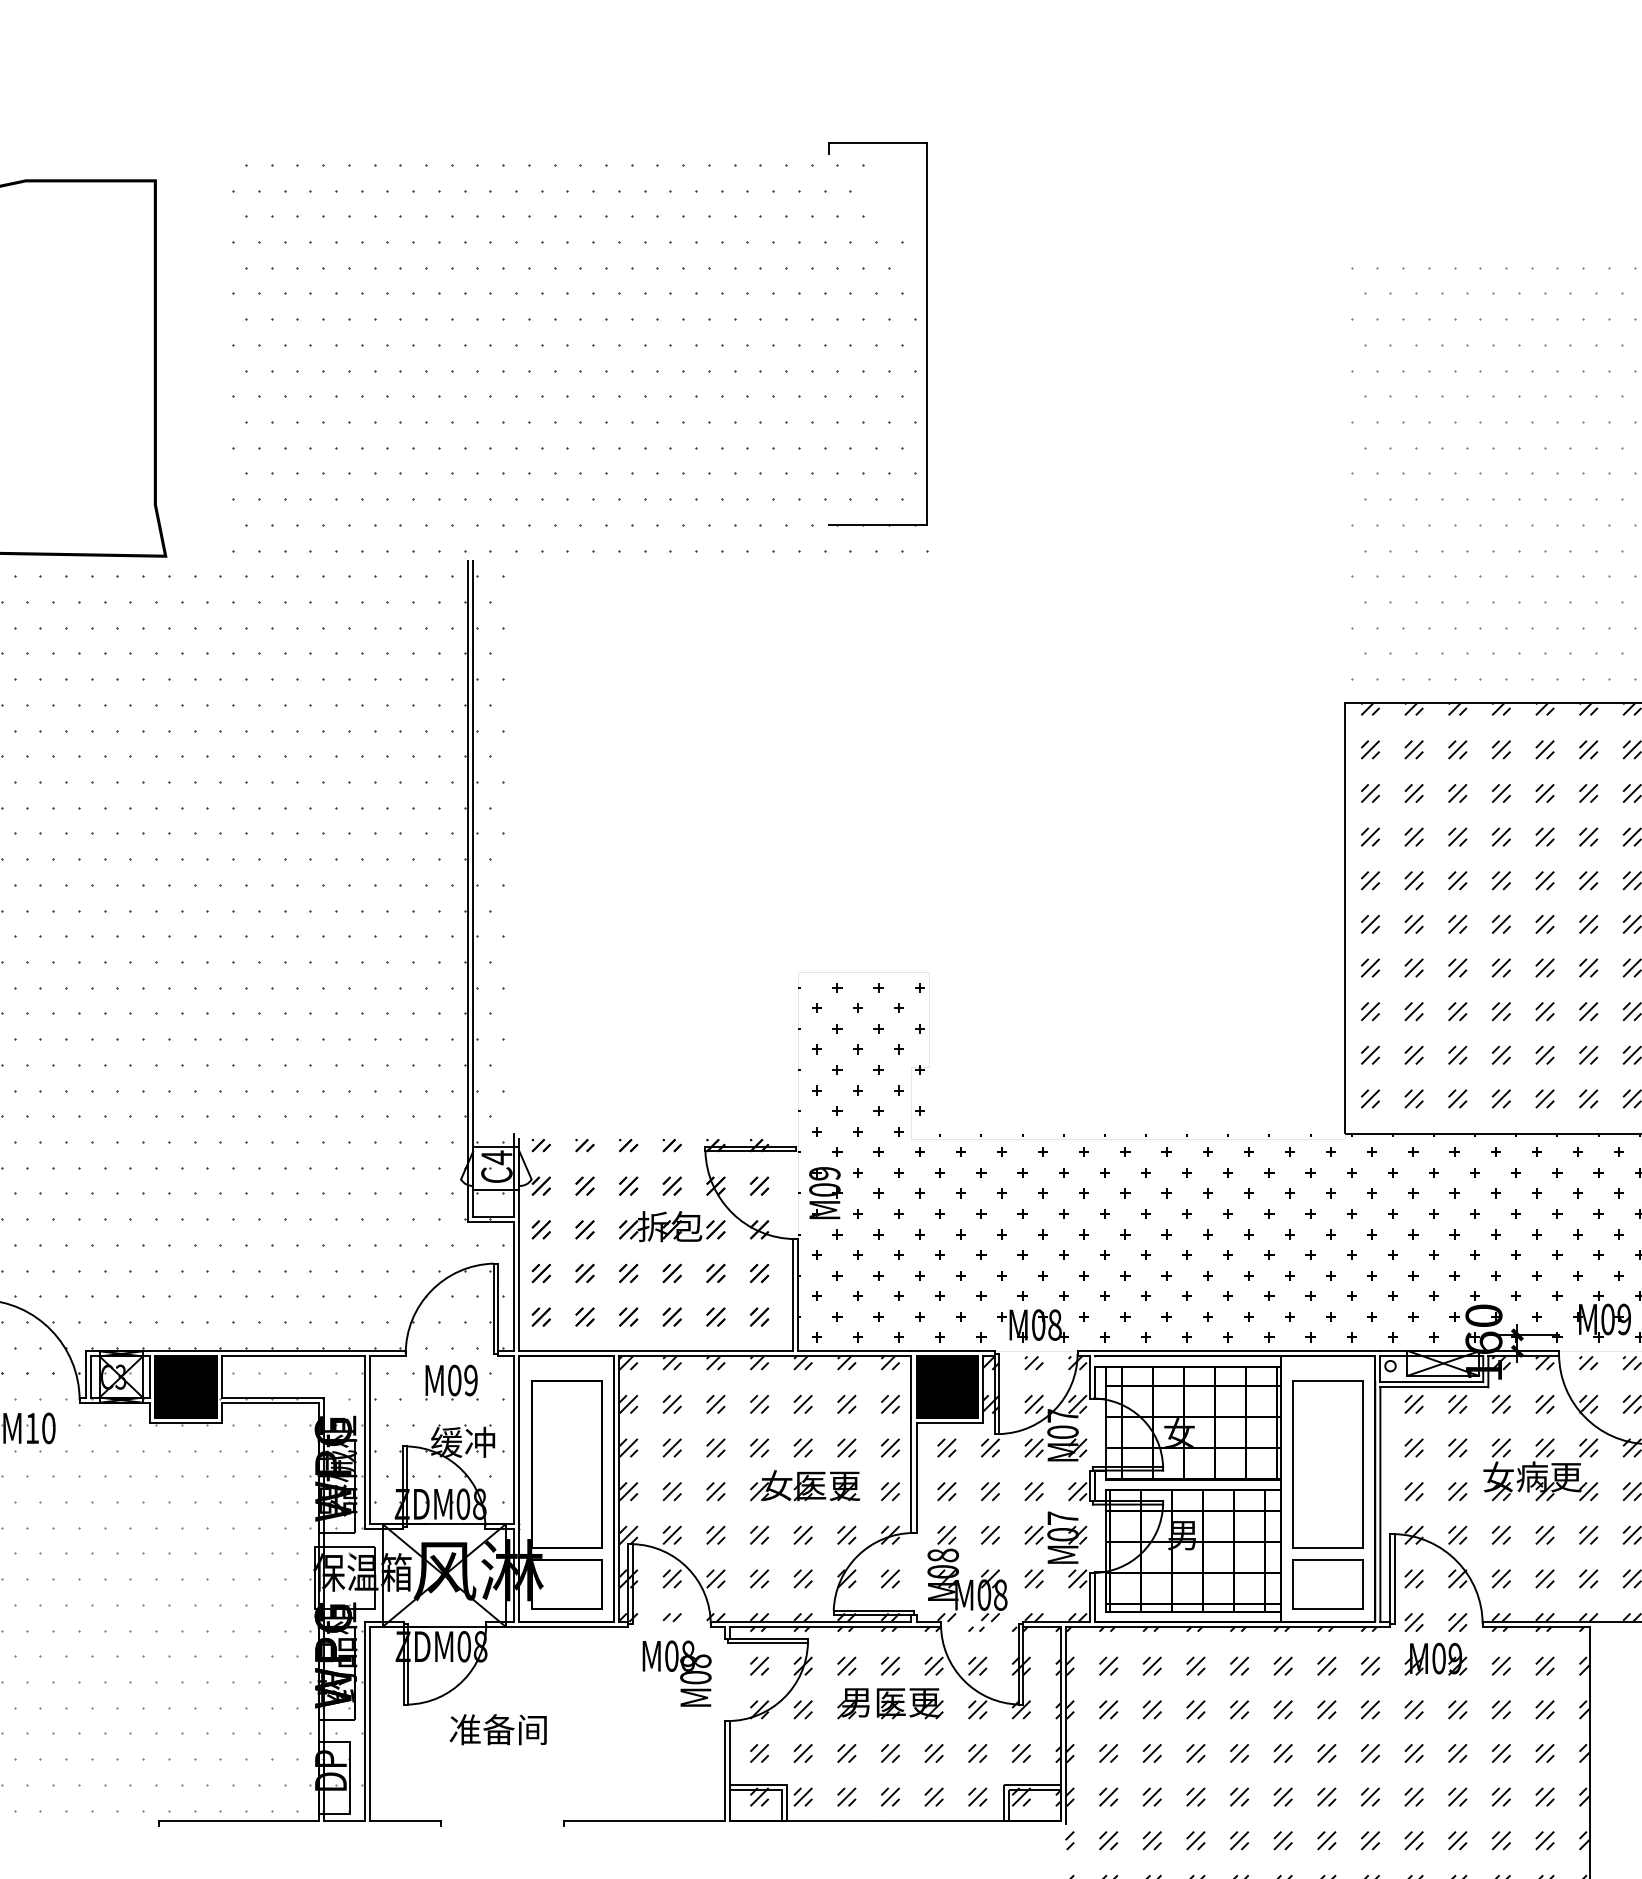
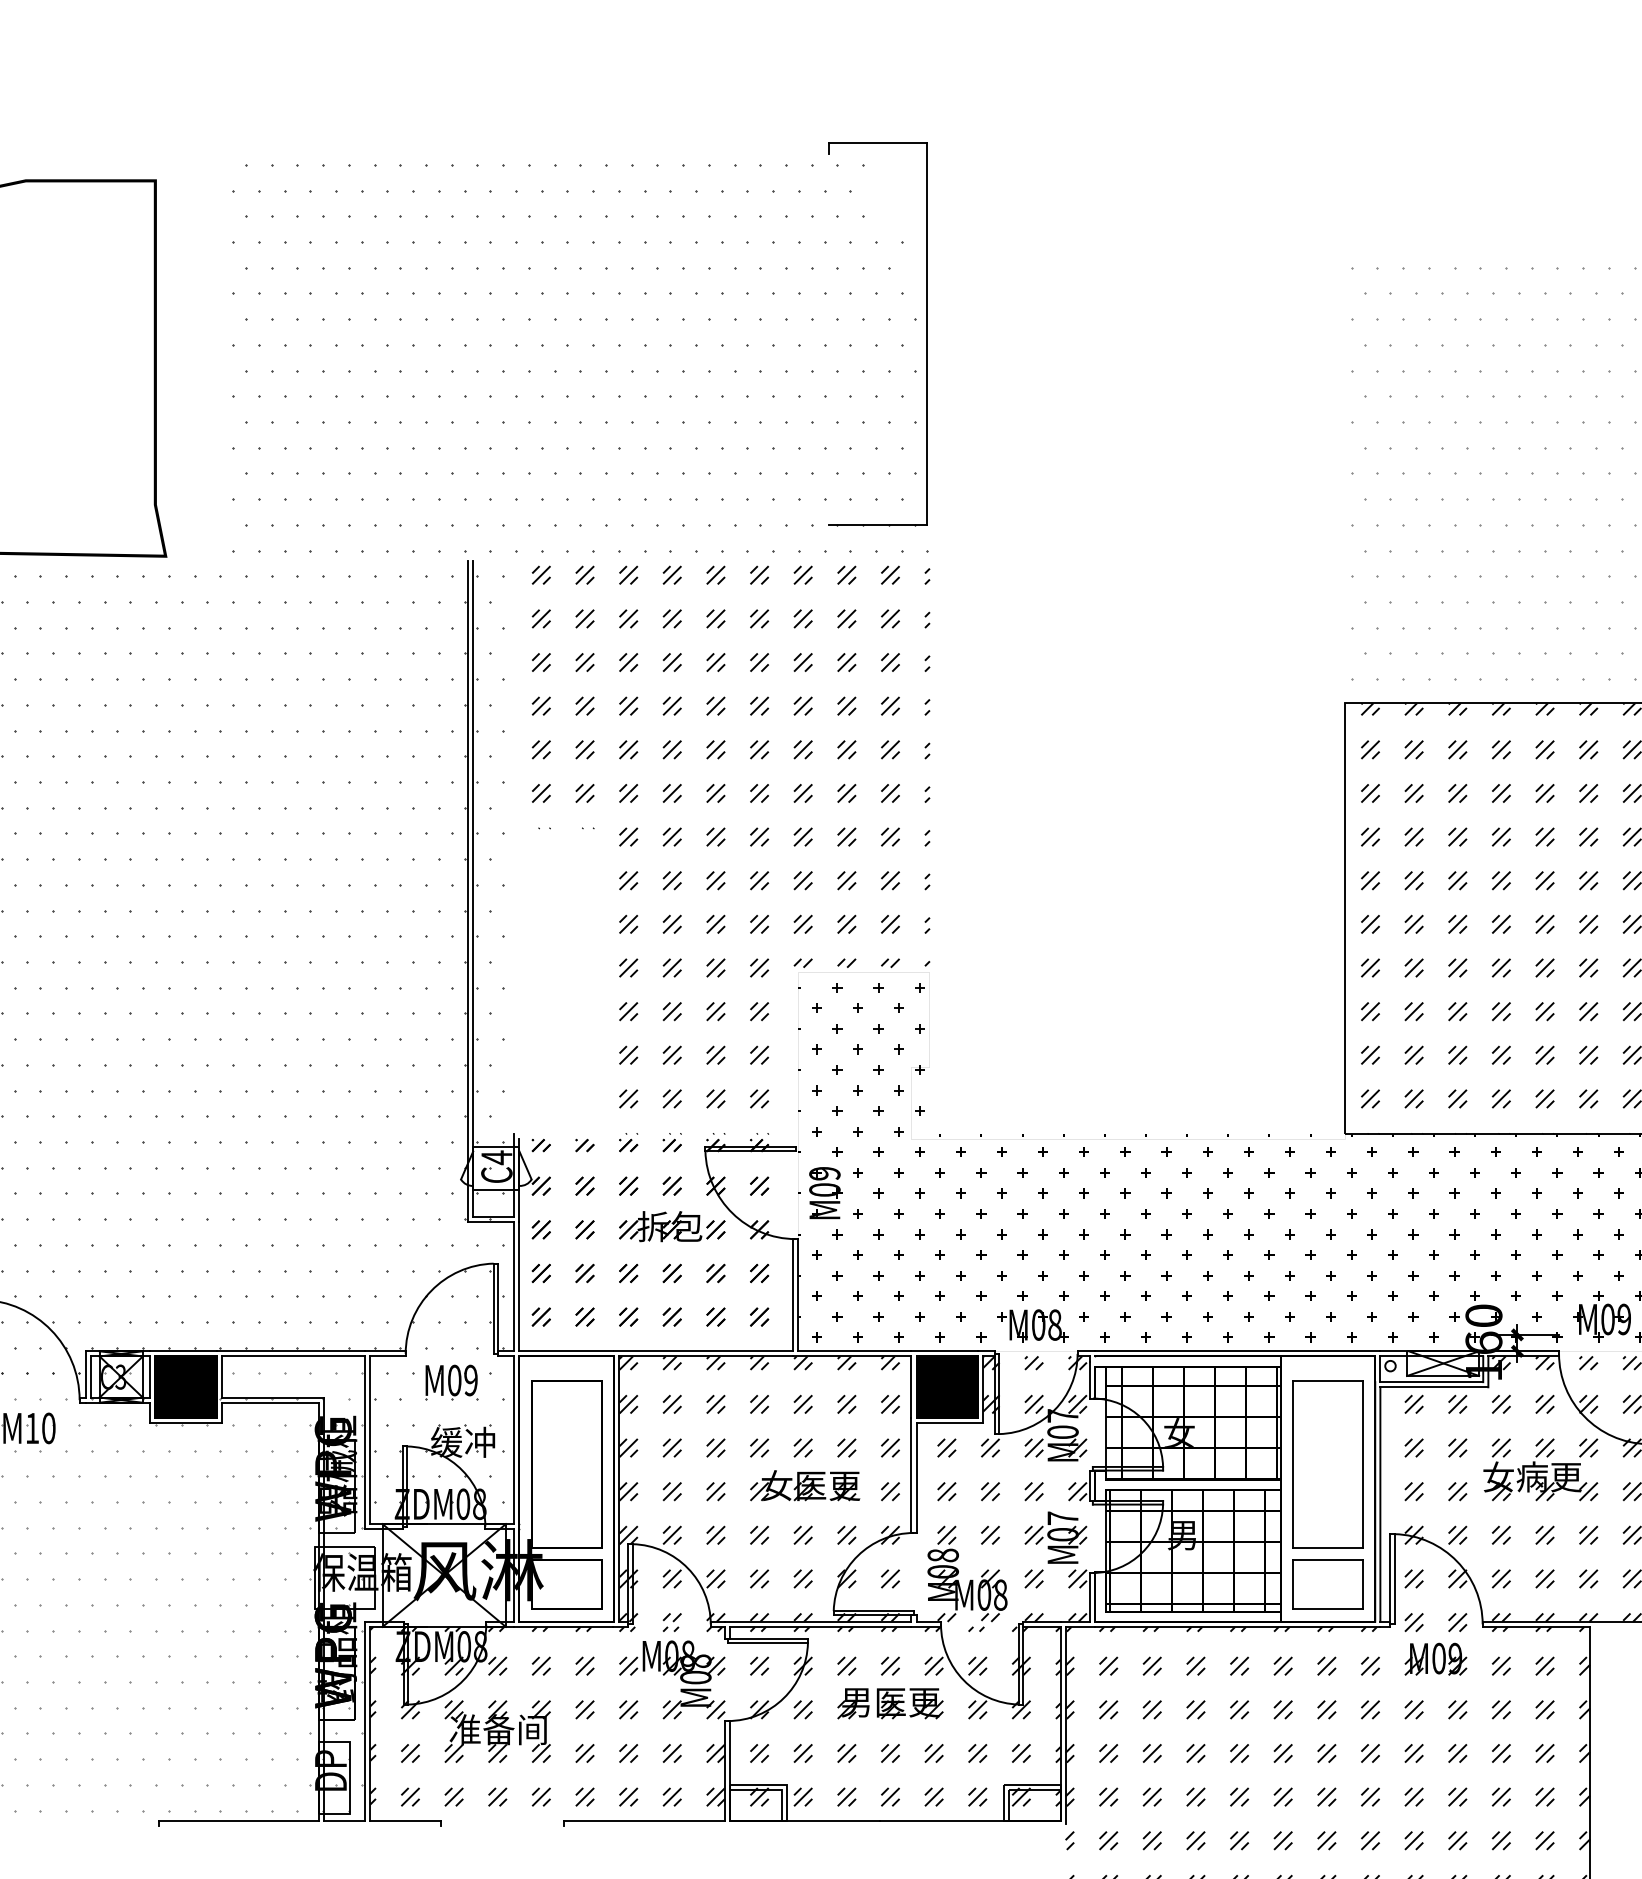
hatch: none -> present (730, 850)
hatch: none -> present (547, 1716)
